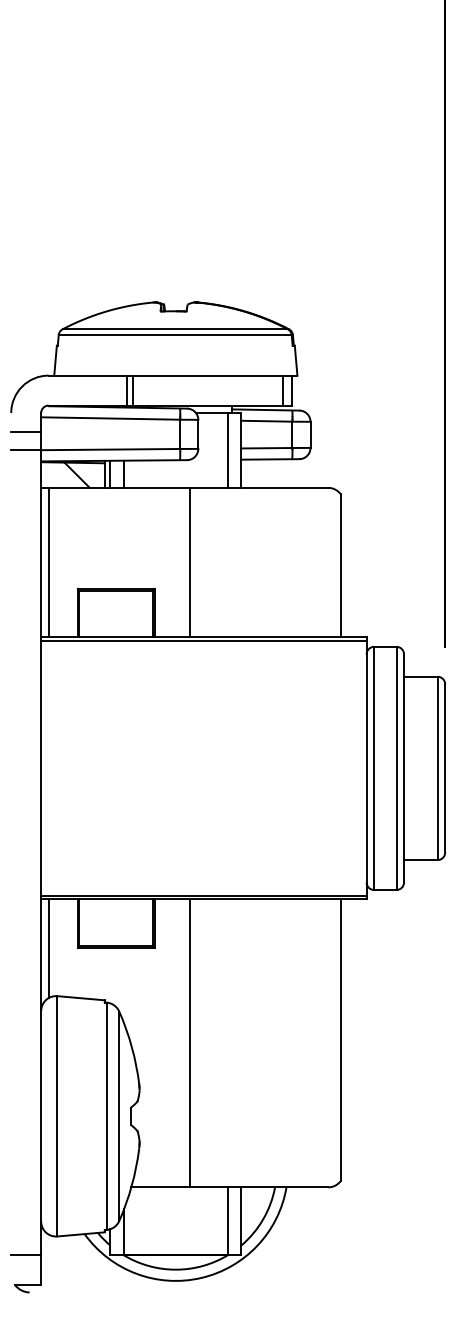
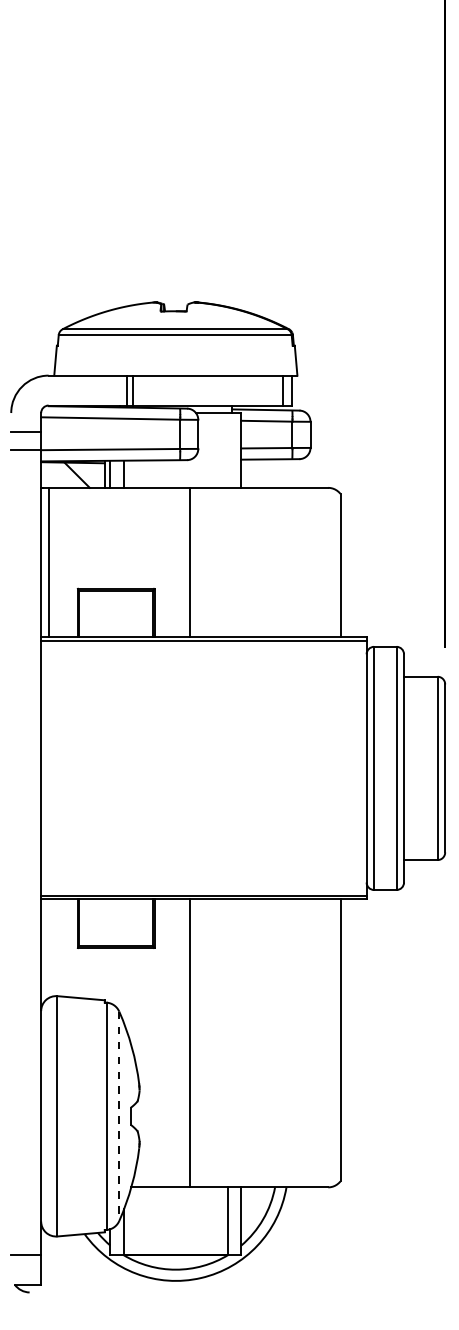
line: present -> none (227, 450)
line: present -> none (49, 948)
line: solid -> dashed (119, 1116)
